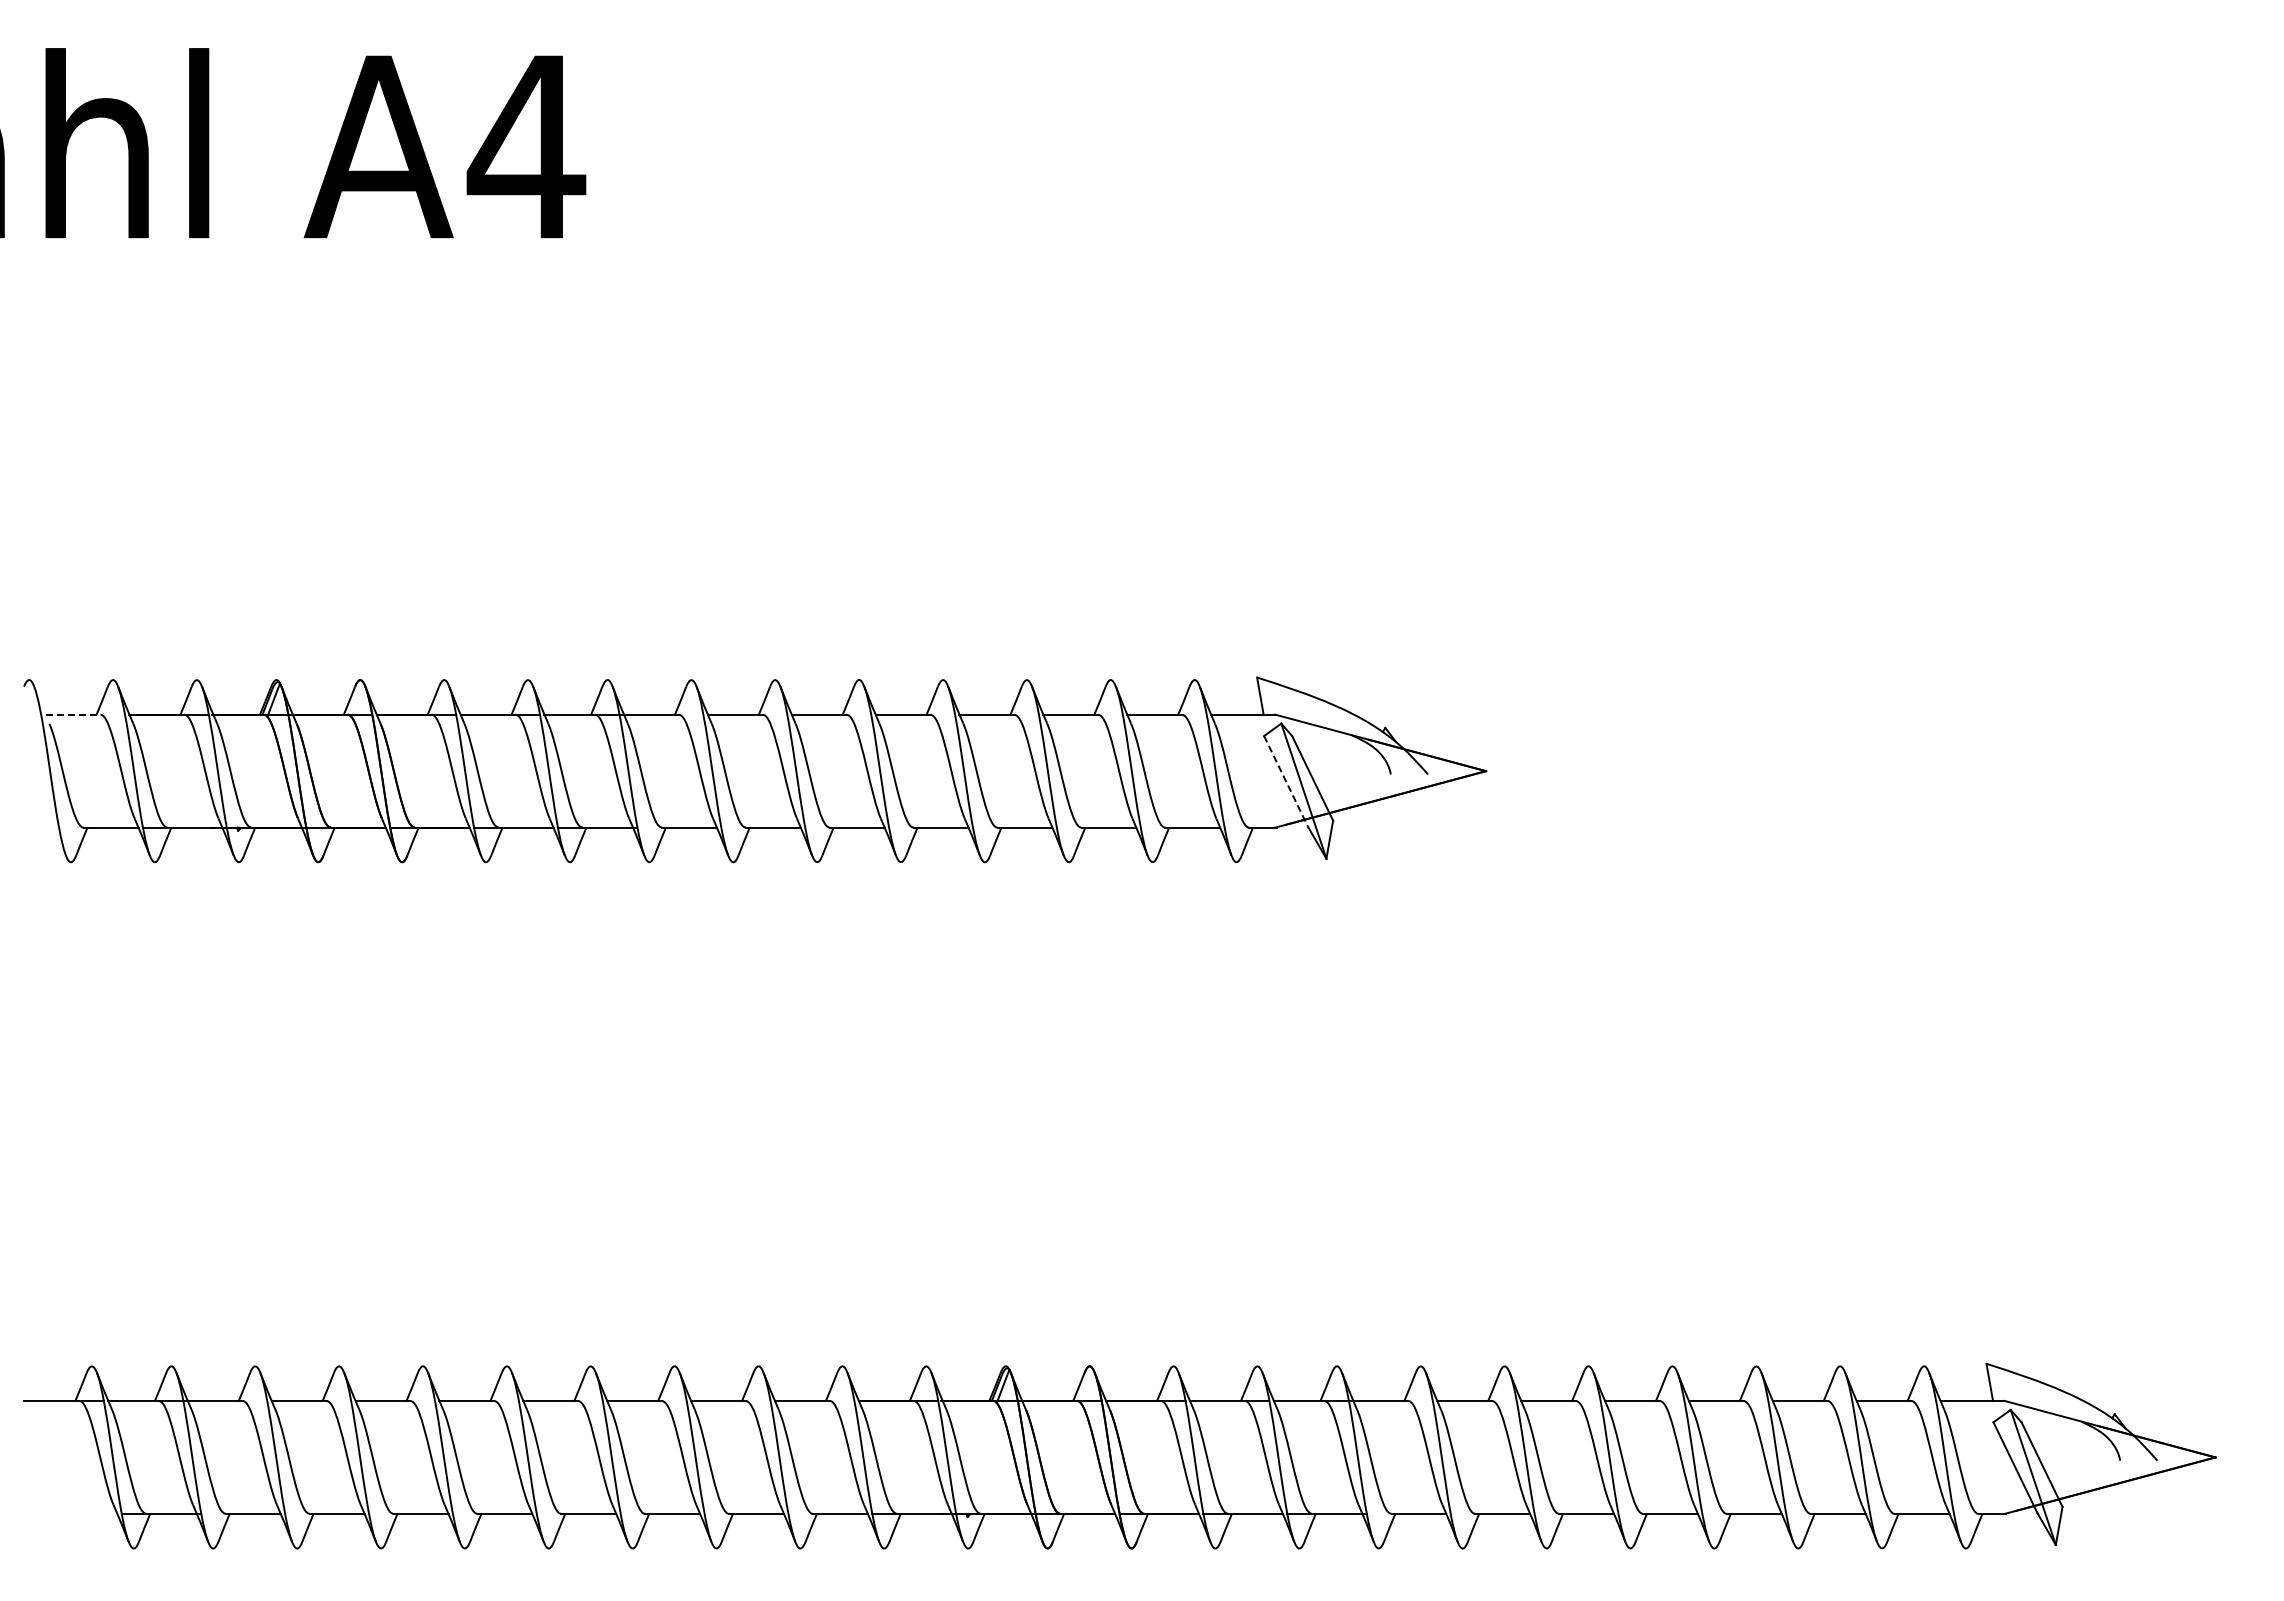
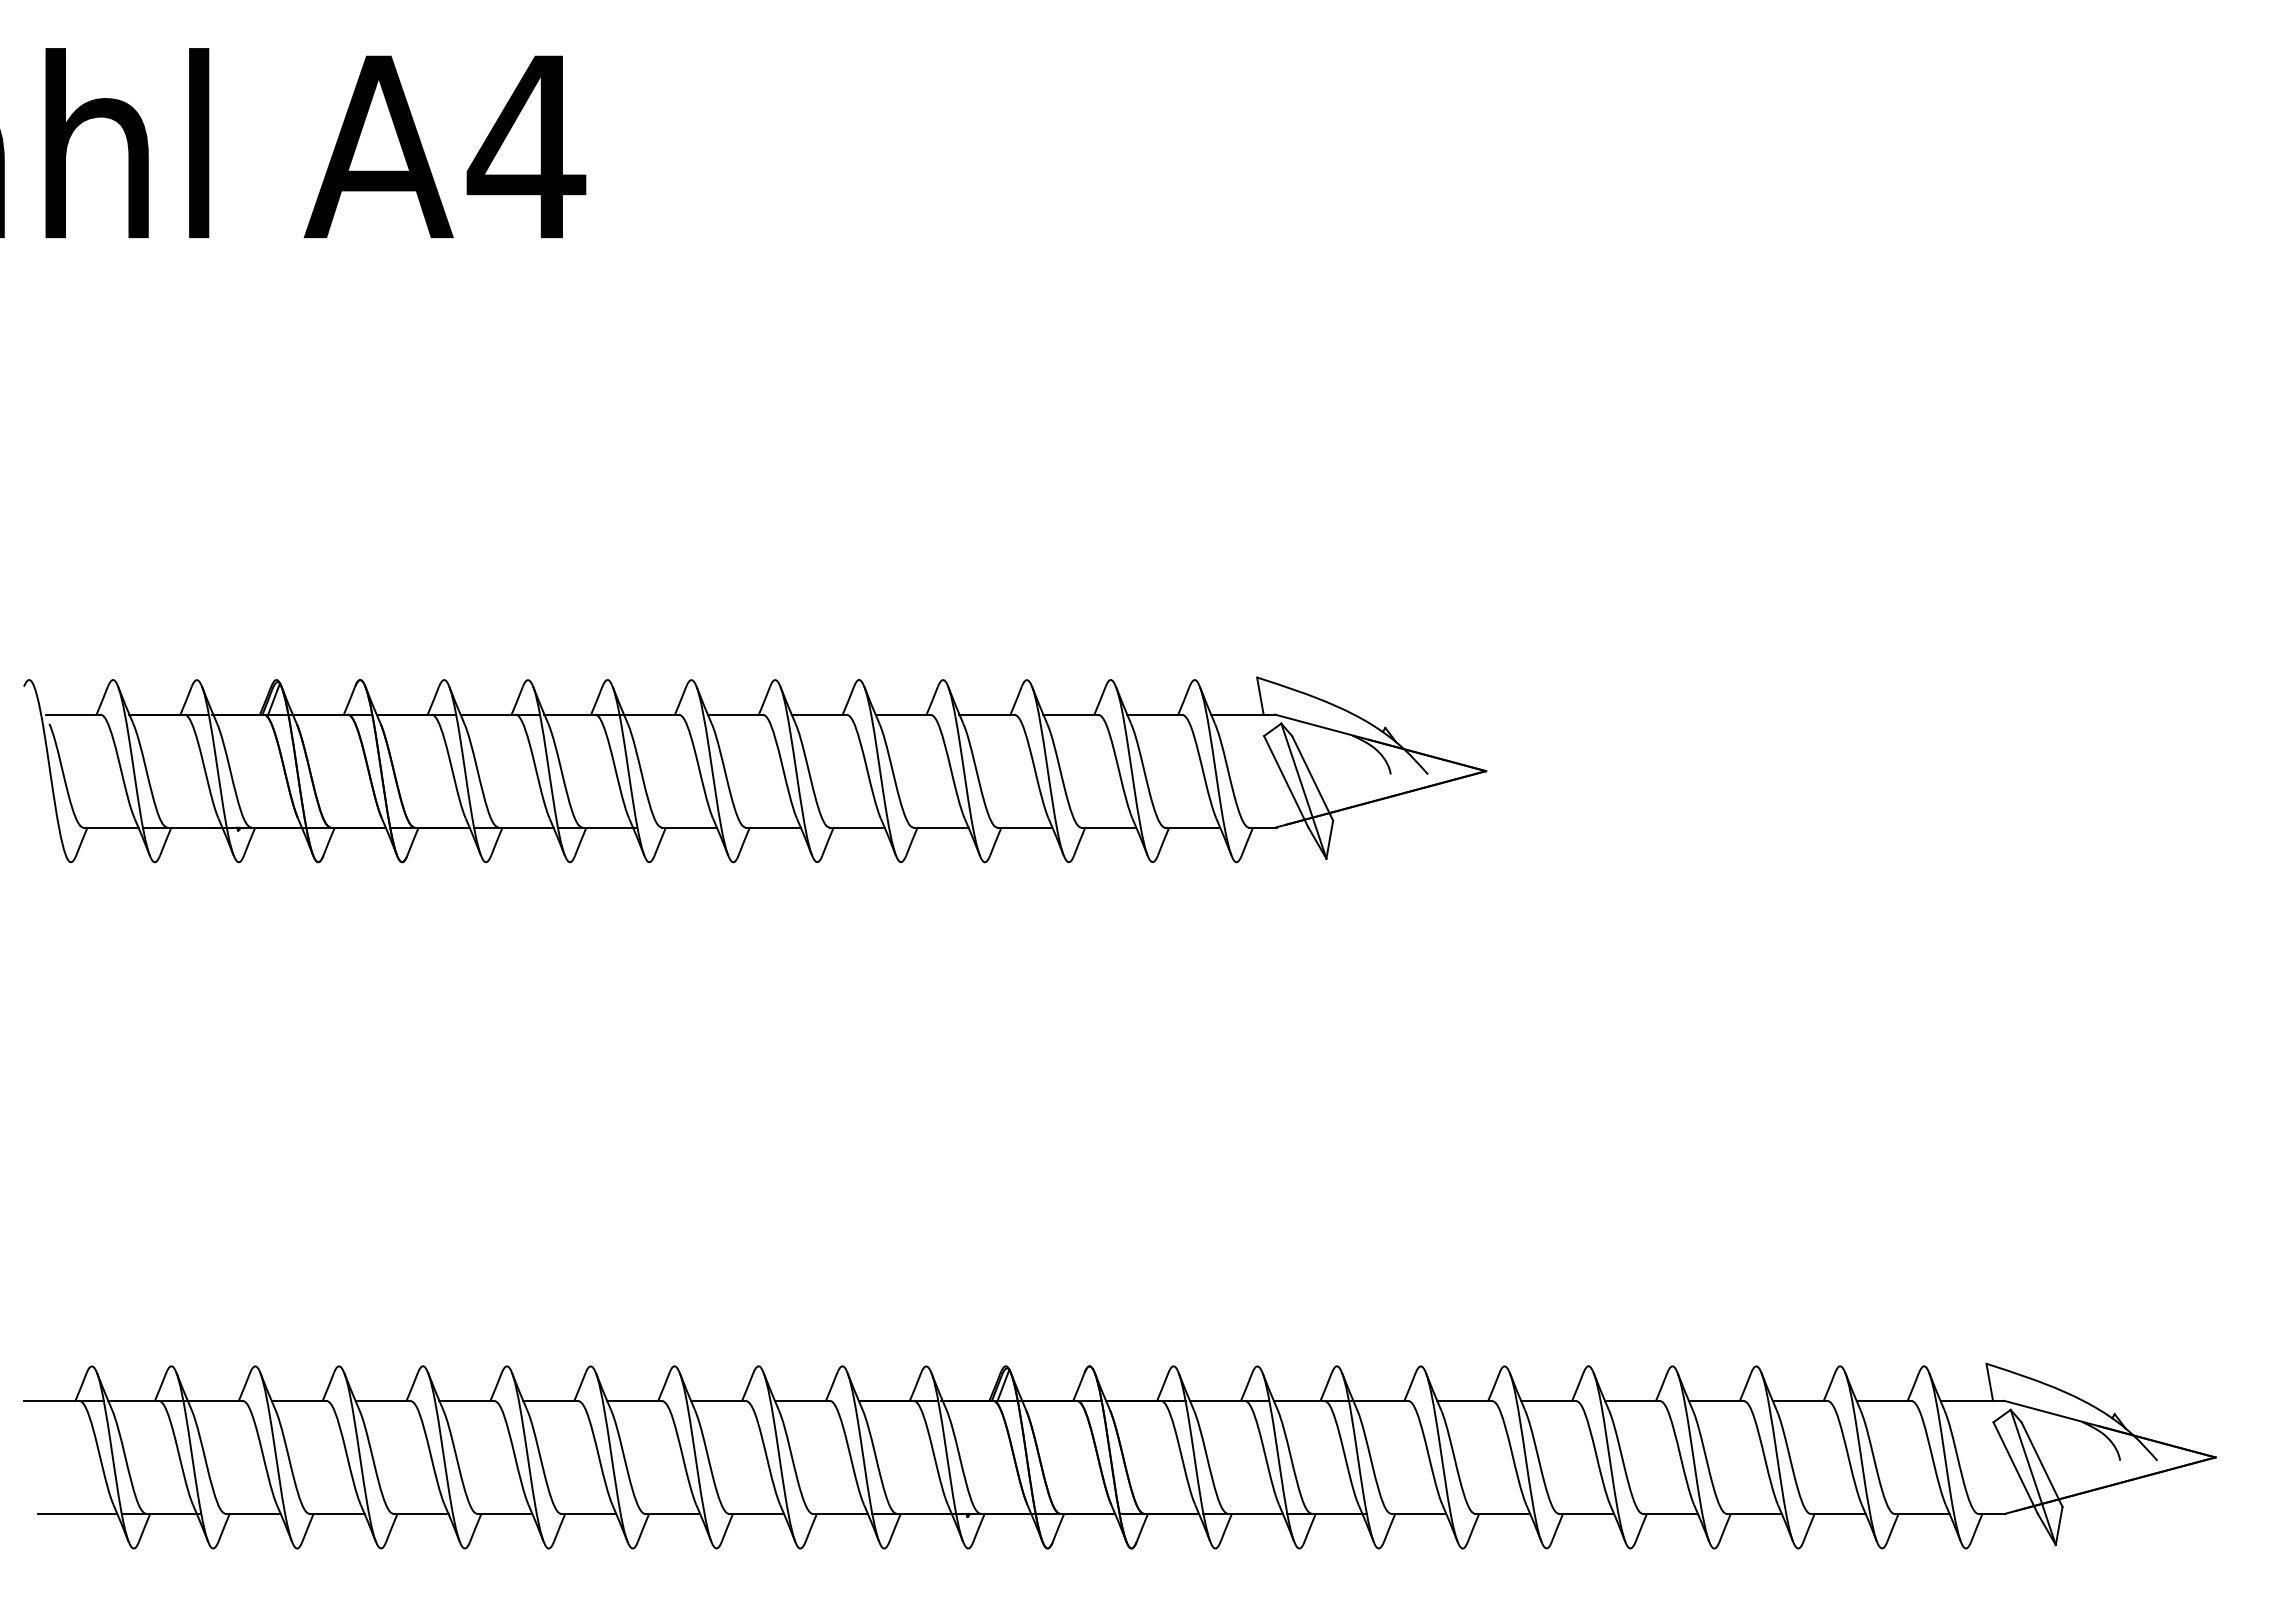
line: dashed -> solid (73, 714)
line: dashed -> solid (1286, 781)
line: none -> present (77, 1513)
